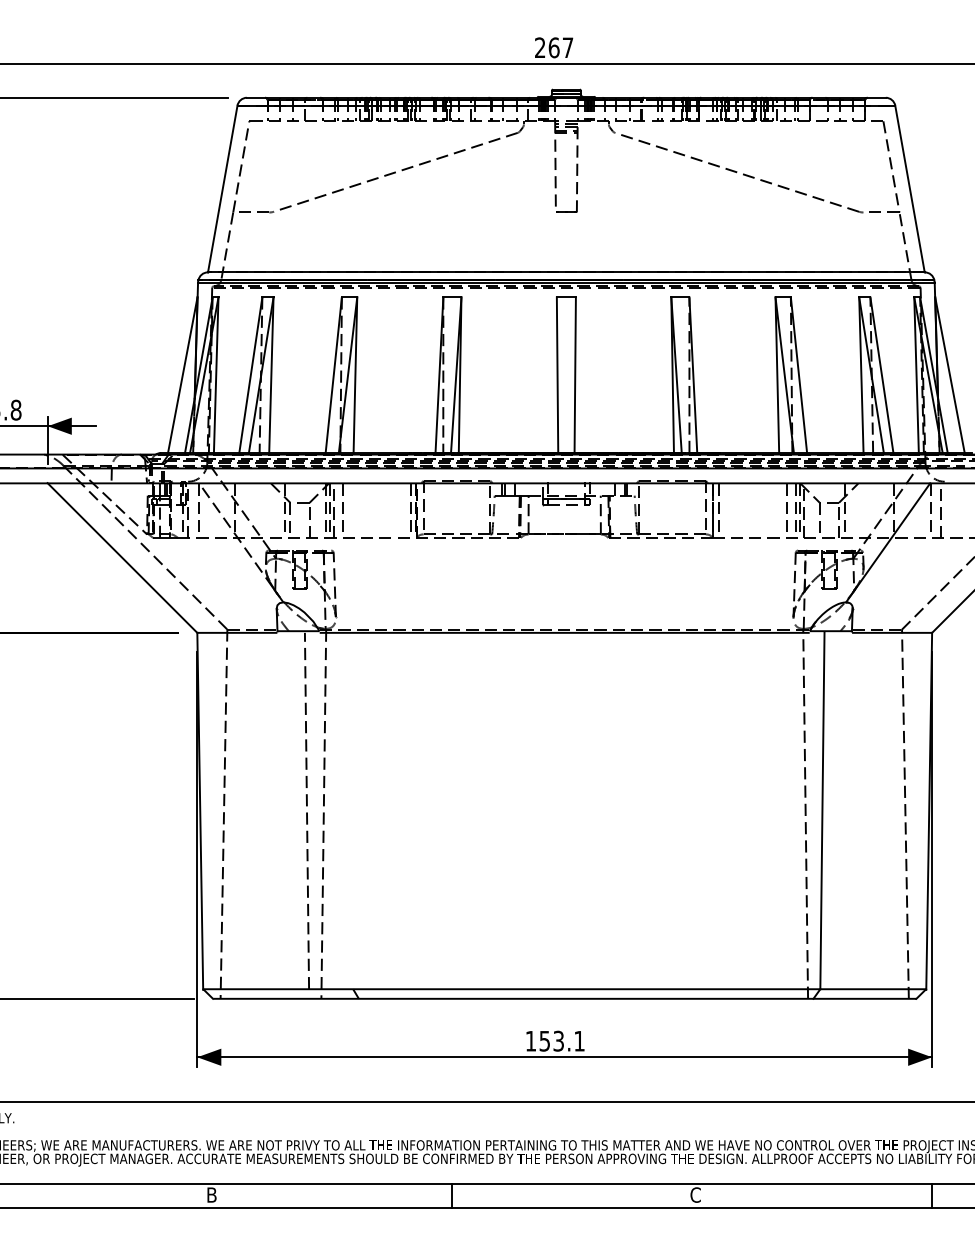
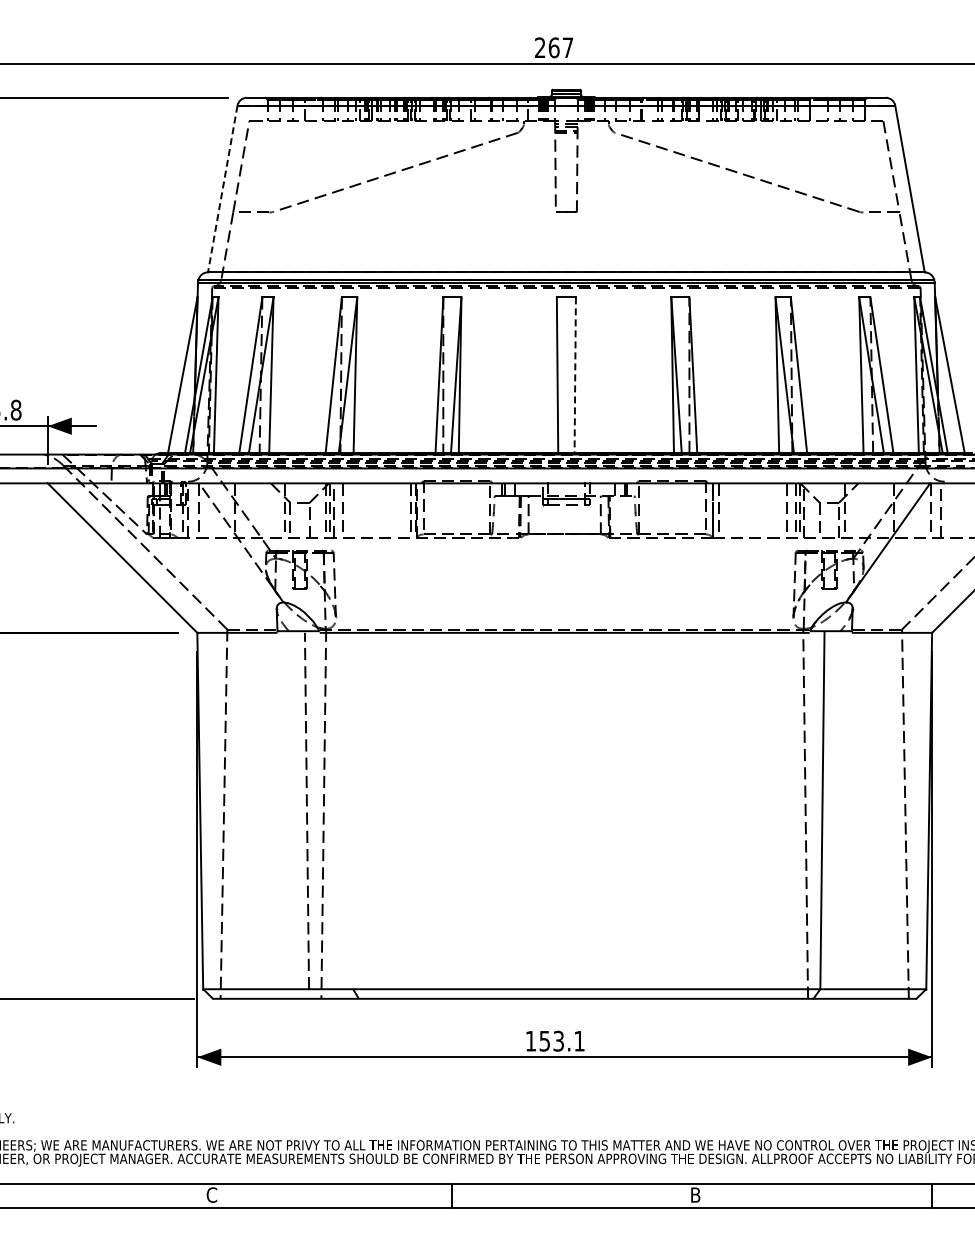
line: solid -> dashed (222, 189)
line: solid -> dashed (575, 375)
line: present -> none (486, 1102)
text: B -> C (211, 1194)
text: C -> B (695, 1194)
